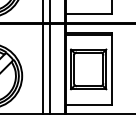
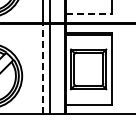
line: solid -> dashed (89, 13)
line: solid -> dashed (42, 68)
